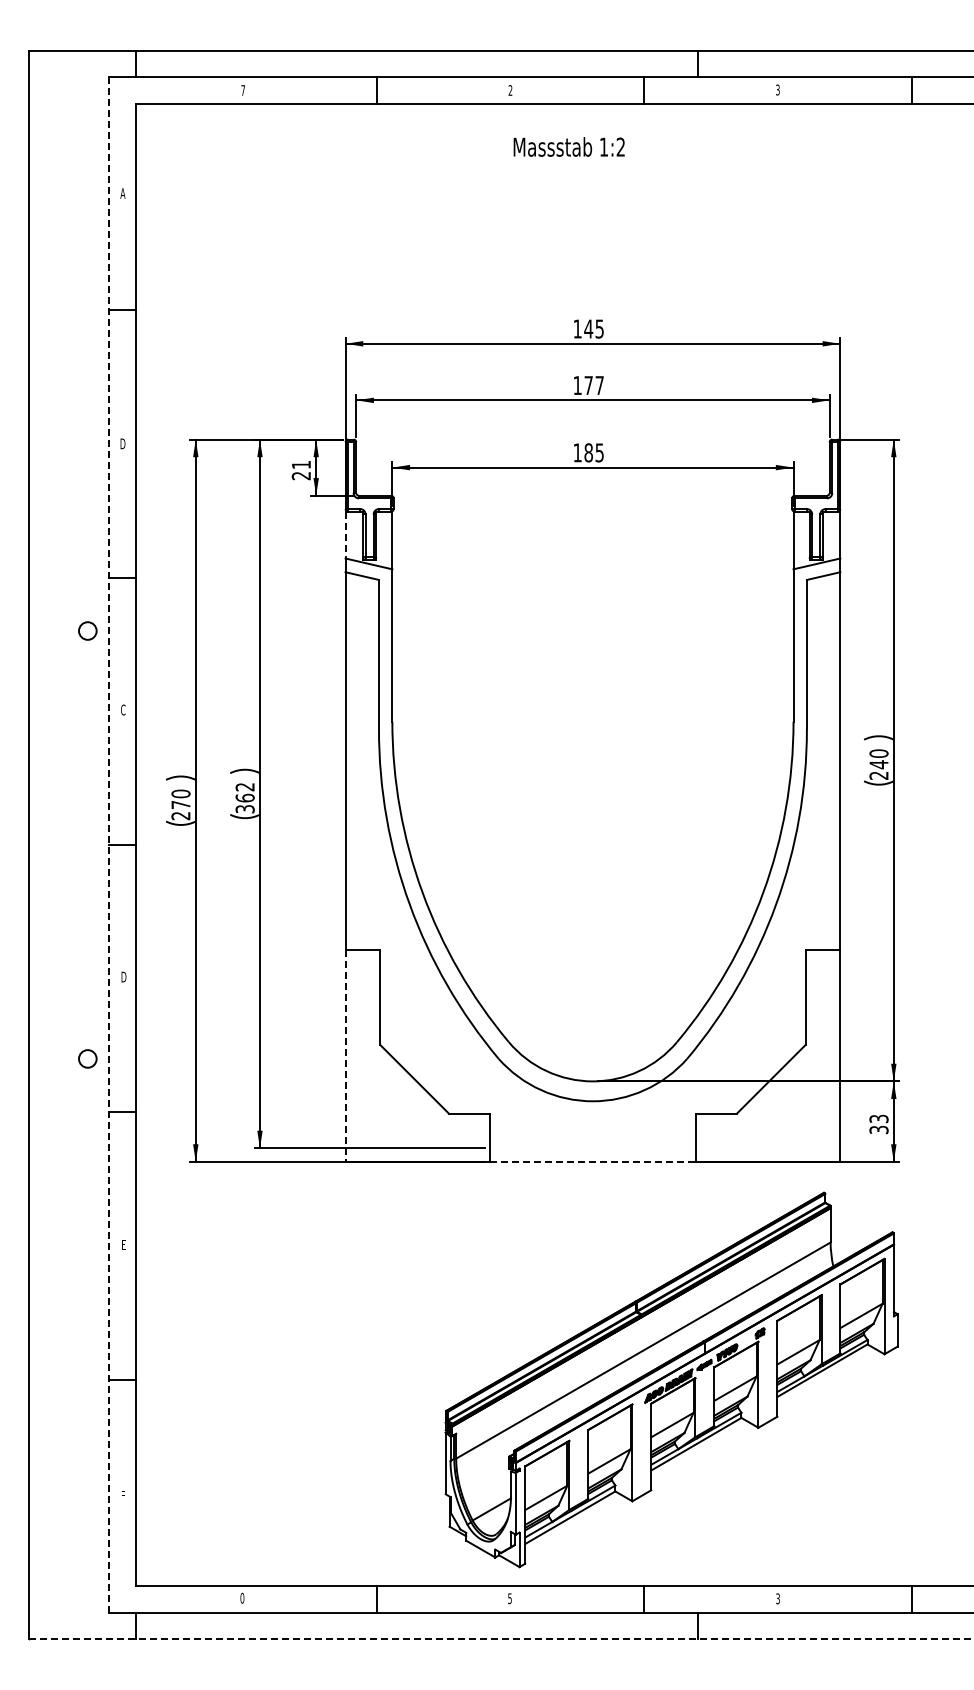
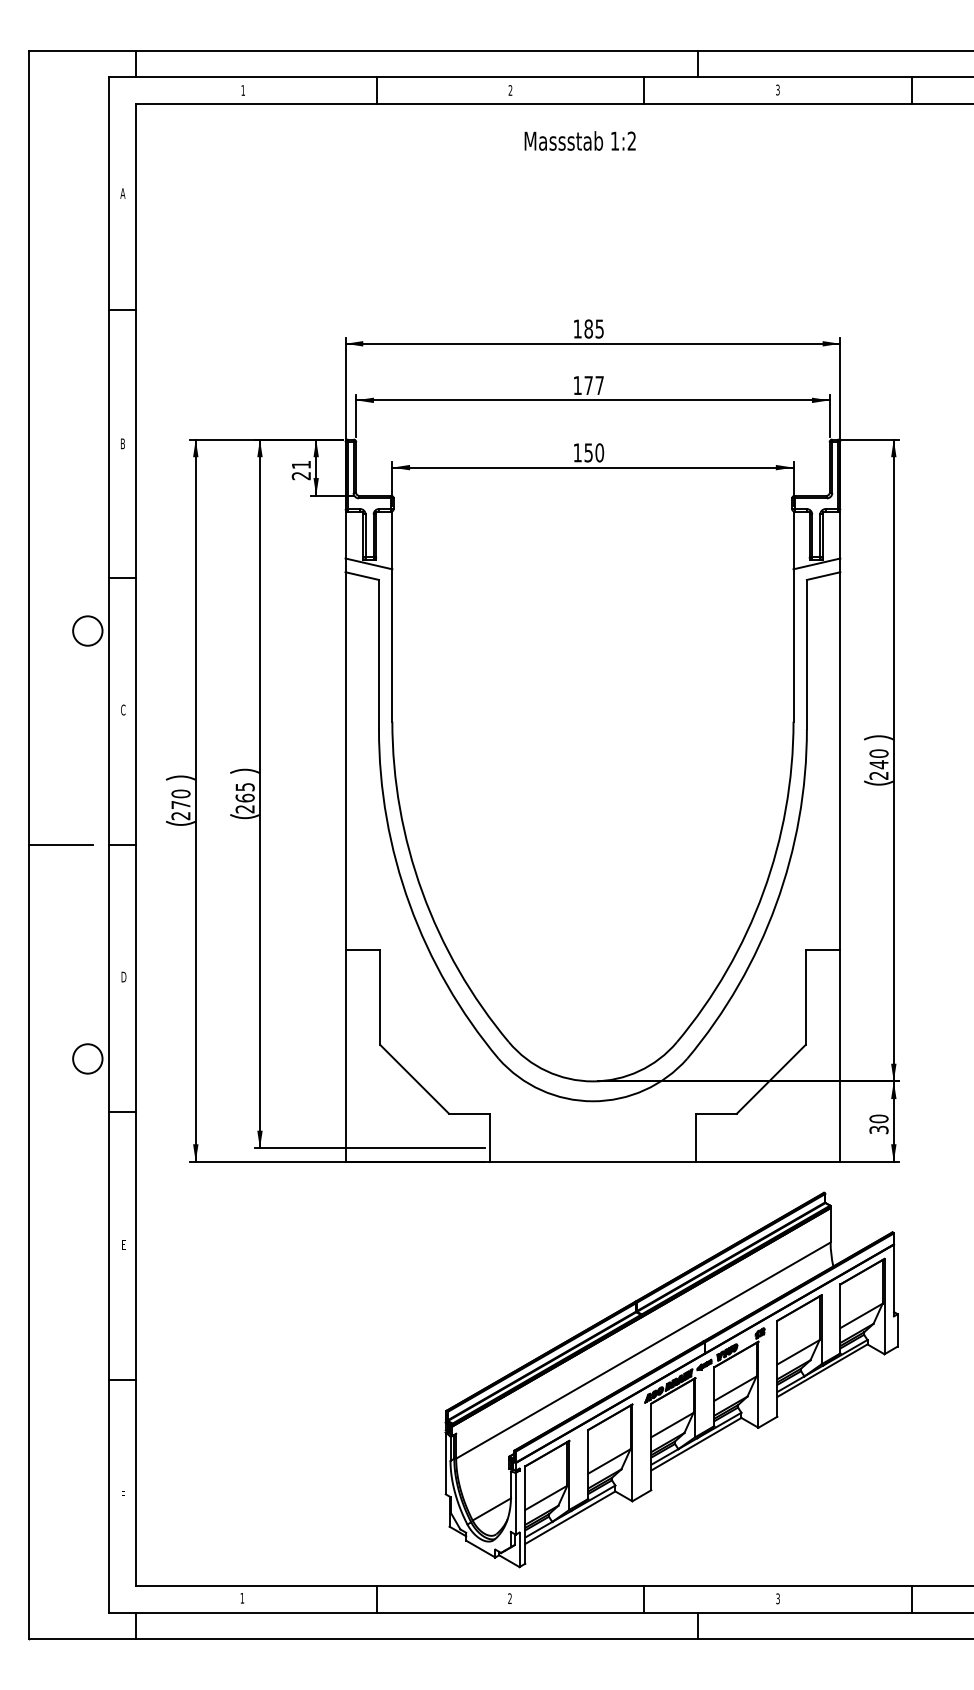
text: 7 -> 1 (242, 90)
text position: (568, 146) -> (579, 140) (579, 140)
text: 145 -> 185 (588, 328)
text: D -> B (122, 443)
text: 185 -> 150 (594, 452)
line: dashed -> solid (345, 535)
circle diameter: 18 px -> 29 px (87, 630)
text: 362 -> 265 (244, 798)
line: none -> present (61, 845)
line: dashed -> solid (109, 845)
line: dashed -> solid (345, 1056)
circle diameter: 18 px -> 29 px (87, 1058)
text: 33 -> 30 (878, 1118)
line: dashed -> solid (592, 1161)
text: 0 -> 1 (242, 1597)
text: 5 -> 2 (509, 1598)
line: dashed -> solid (501, 1639)
